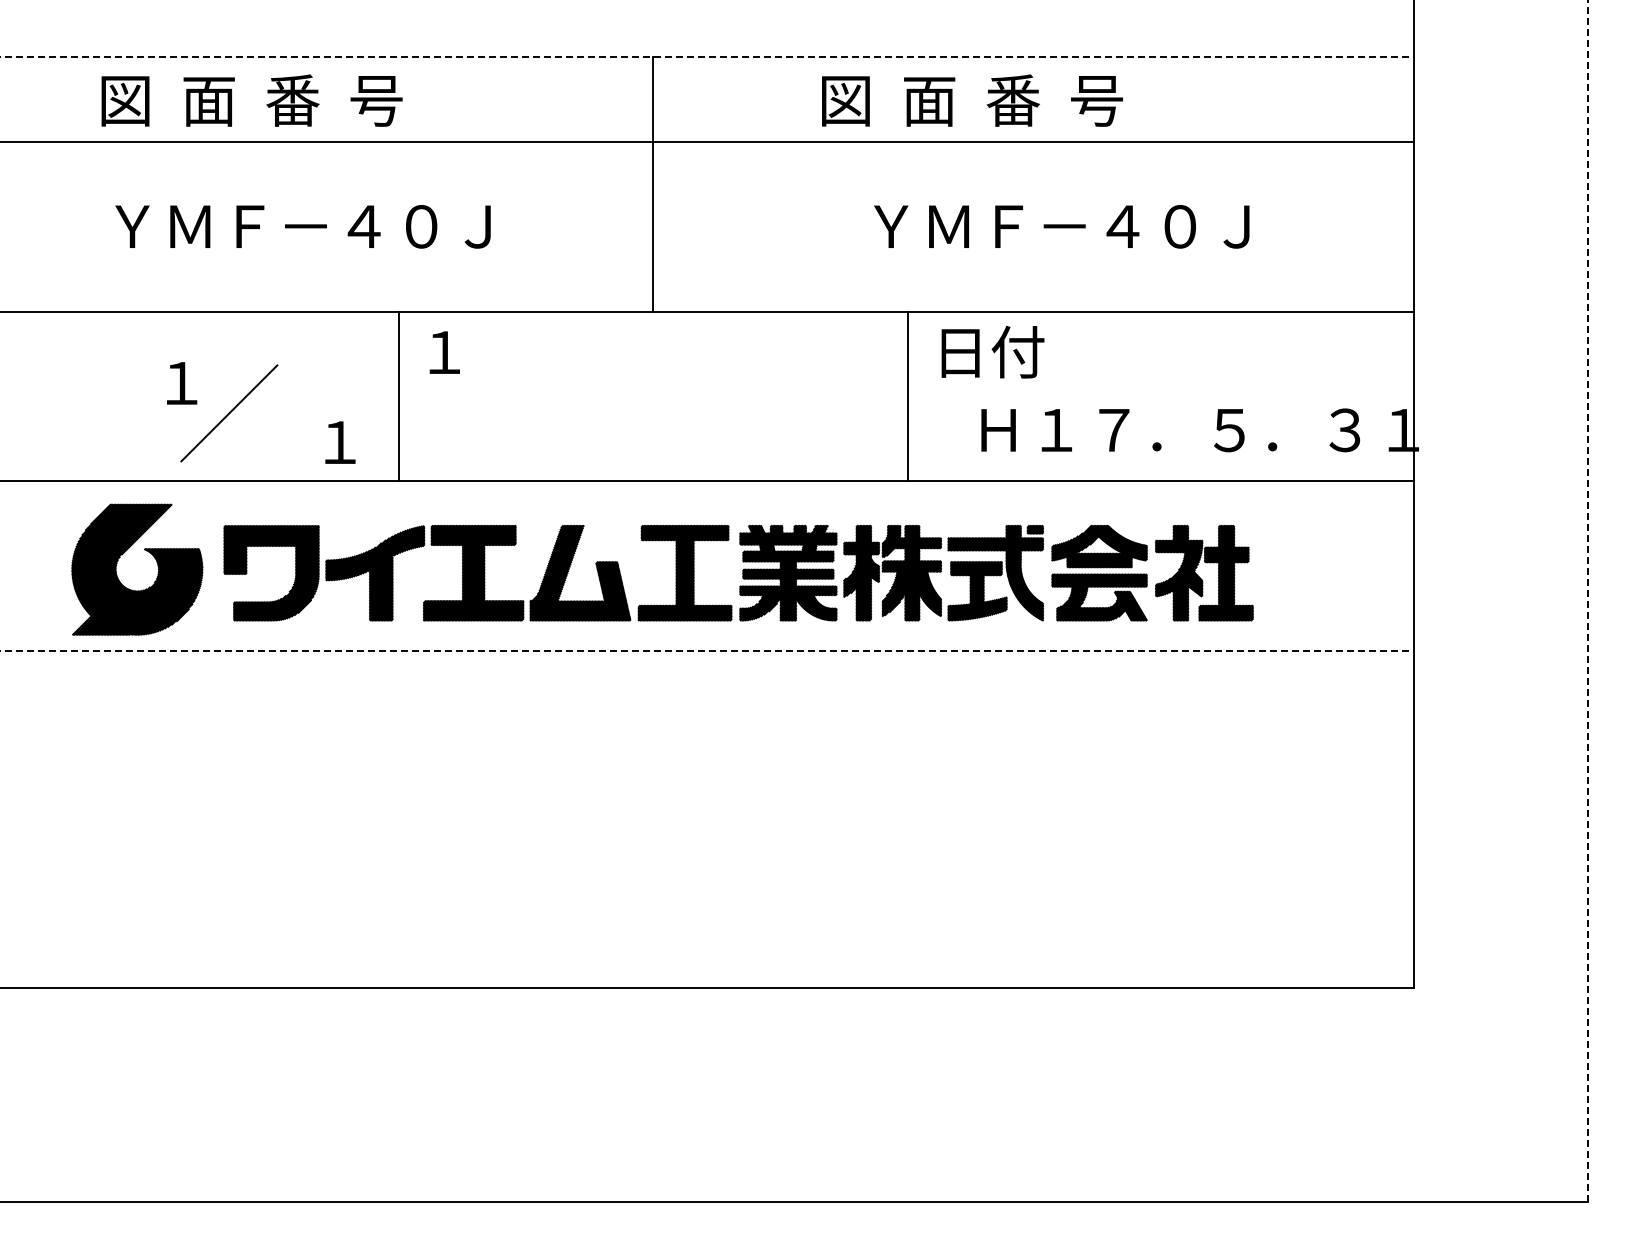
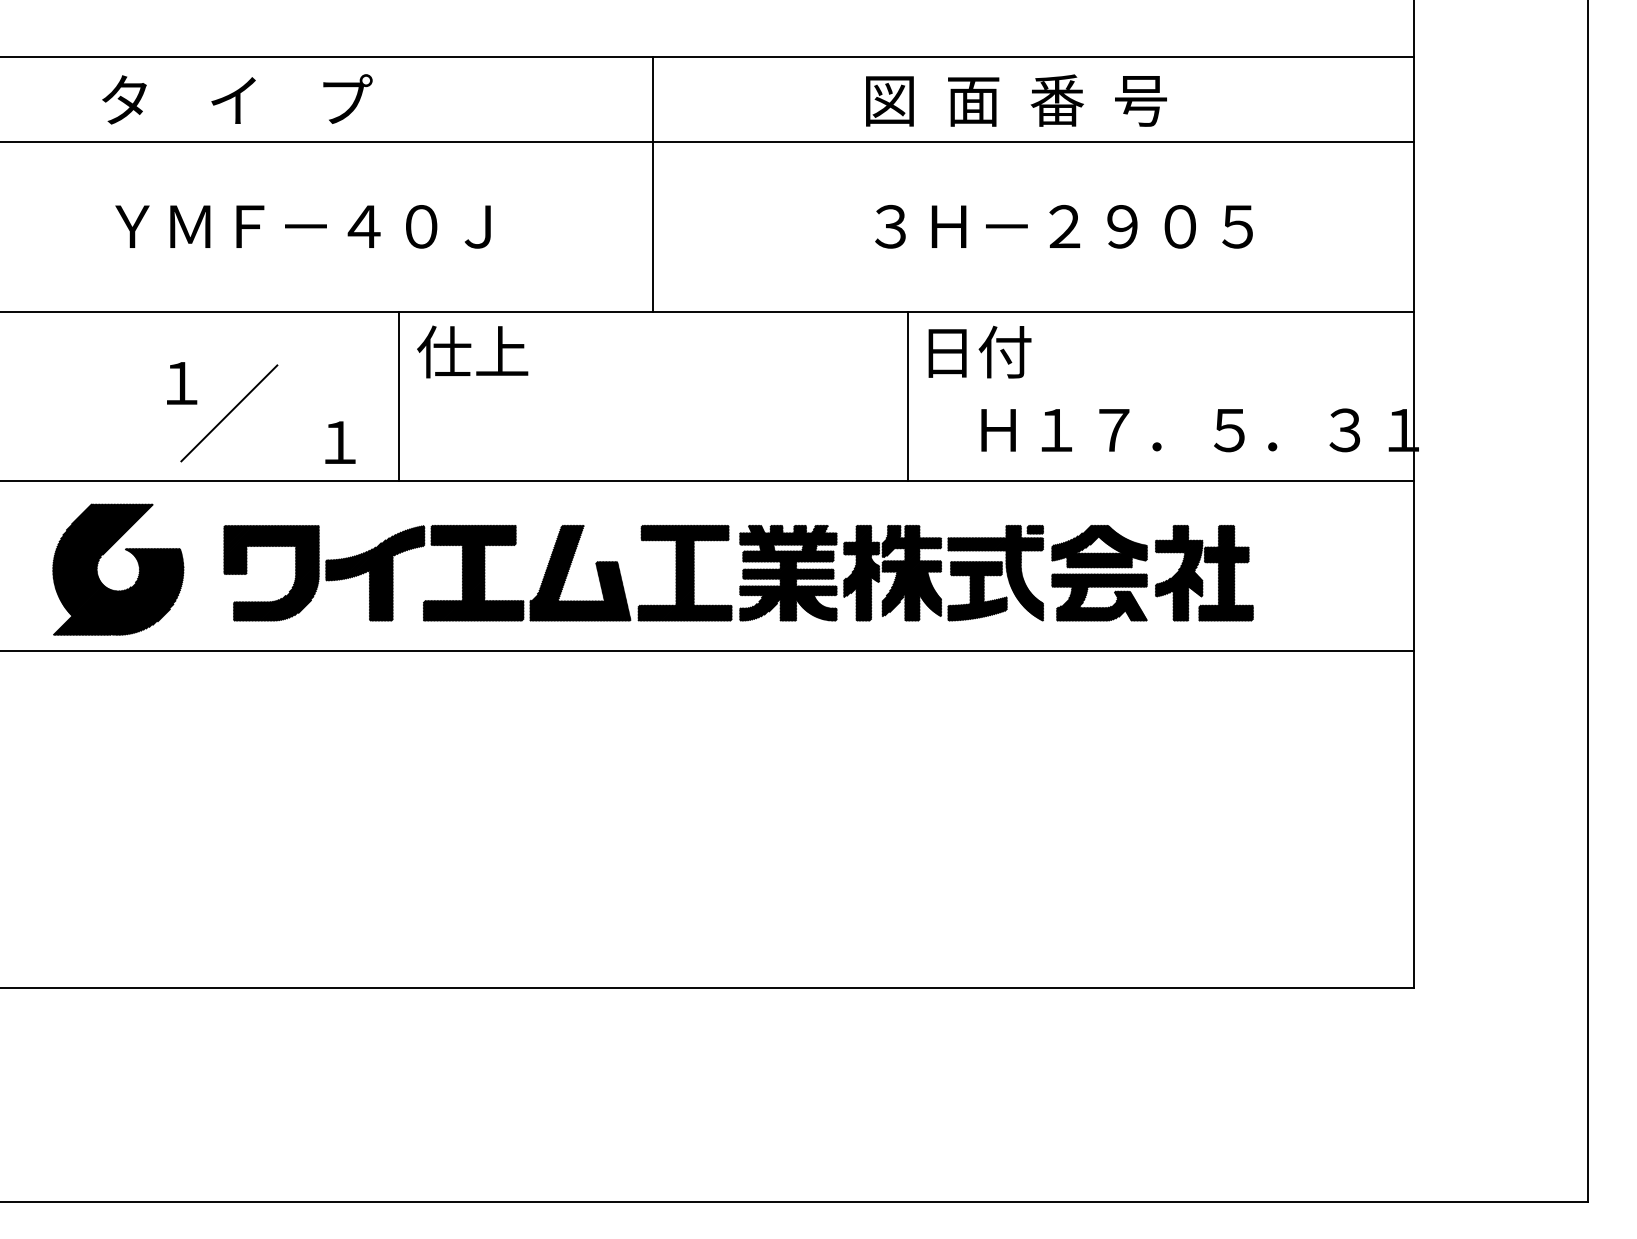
line: dashed -> solid (707, 57)
text: 図  面  番  号 -> タ    イ    プ (251, 100)
text position: (972, 100) -> (1016, 100) (1016, 100)
text: ＹＭＦ－４０Ｊ -> ３Ｈ－２９０５ (1063, 226)
text: １ -> 仕上 (472, 351)
text position: (992, 351) -> (979, 351) (979, 351)
part position: (149, 553) -> (130, 553) (130, 553)
line: dashed -> solid (1587, 600)
line: dashed -> solid (707, 650)
